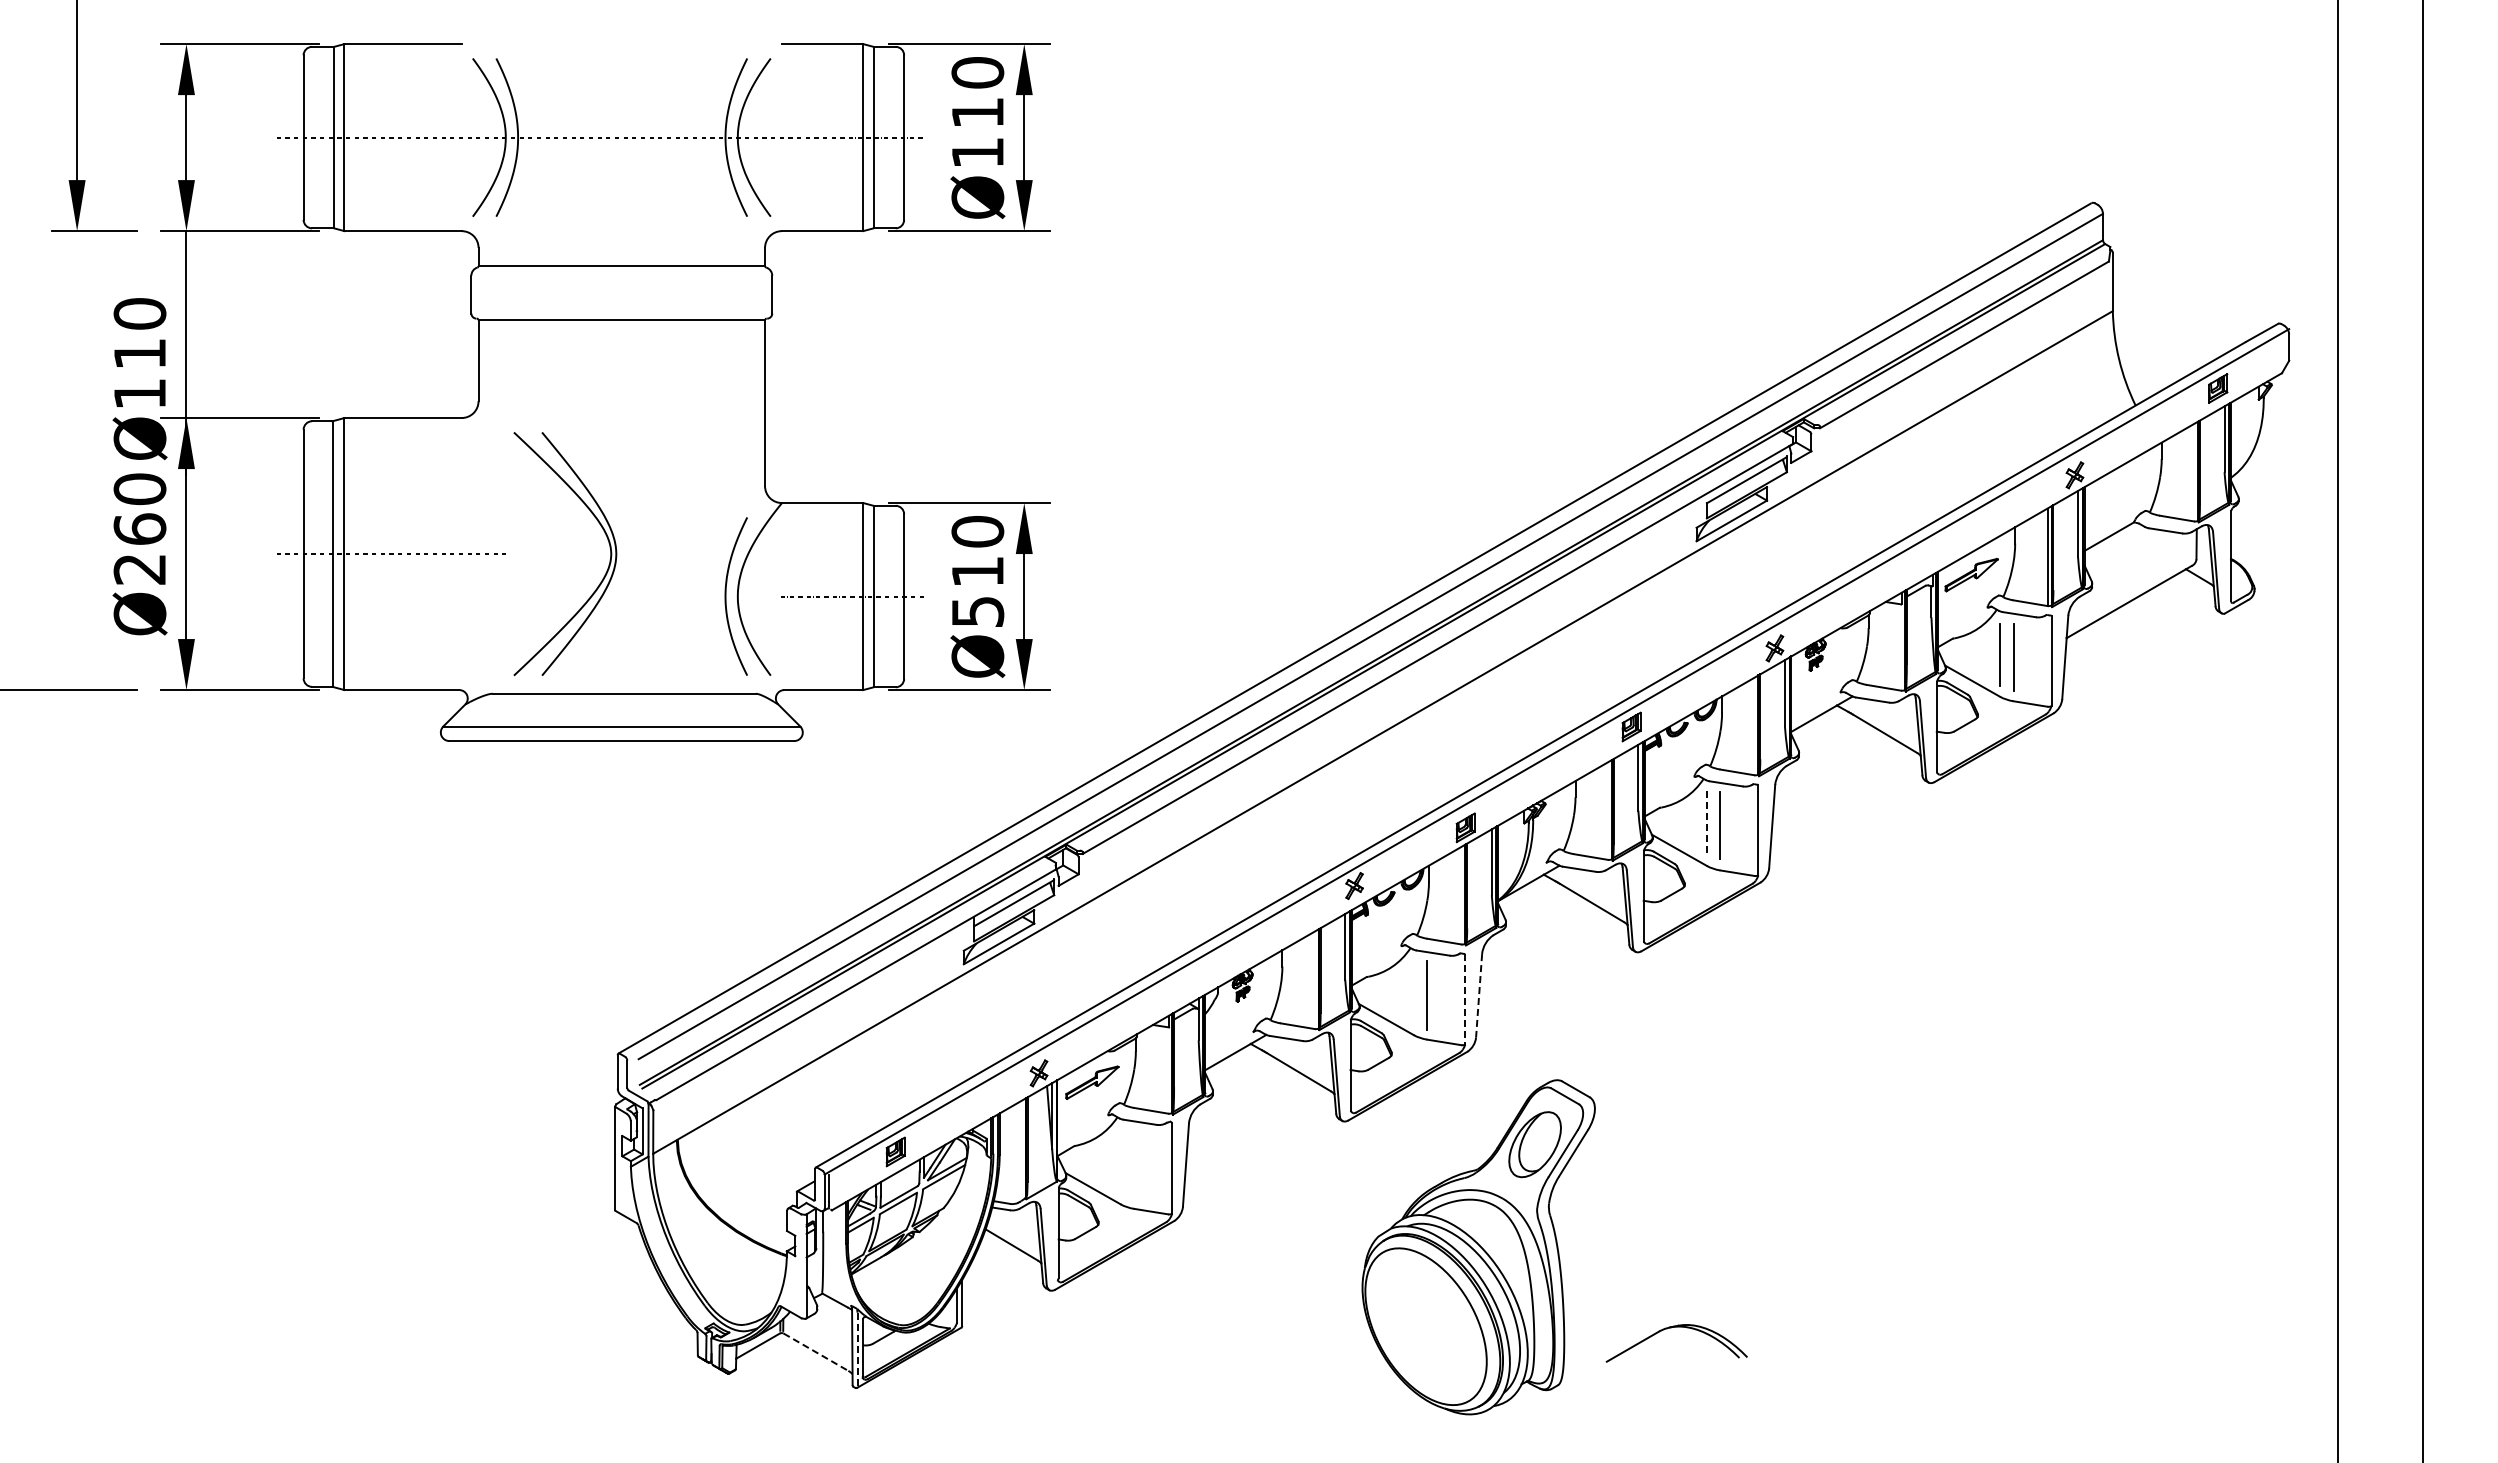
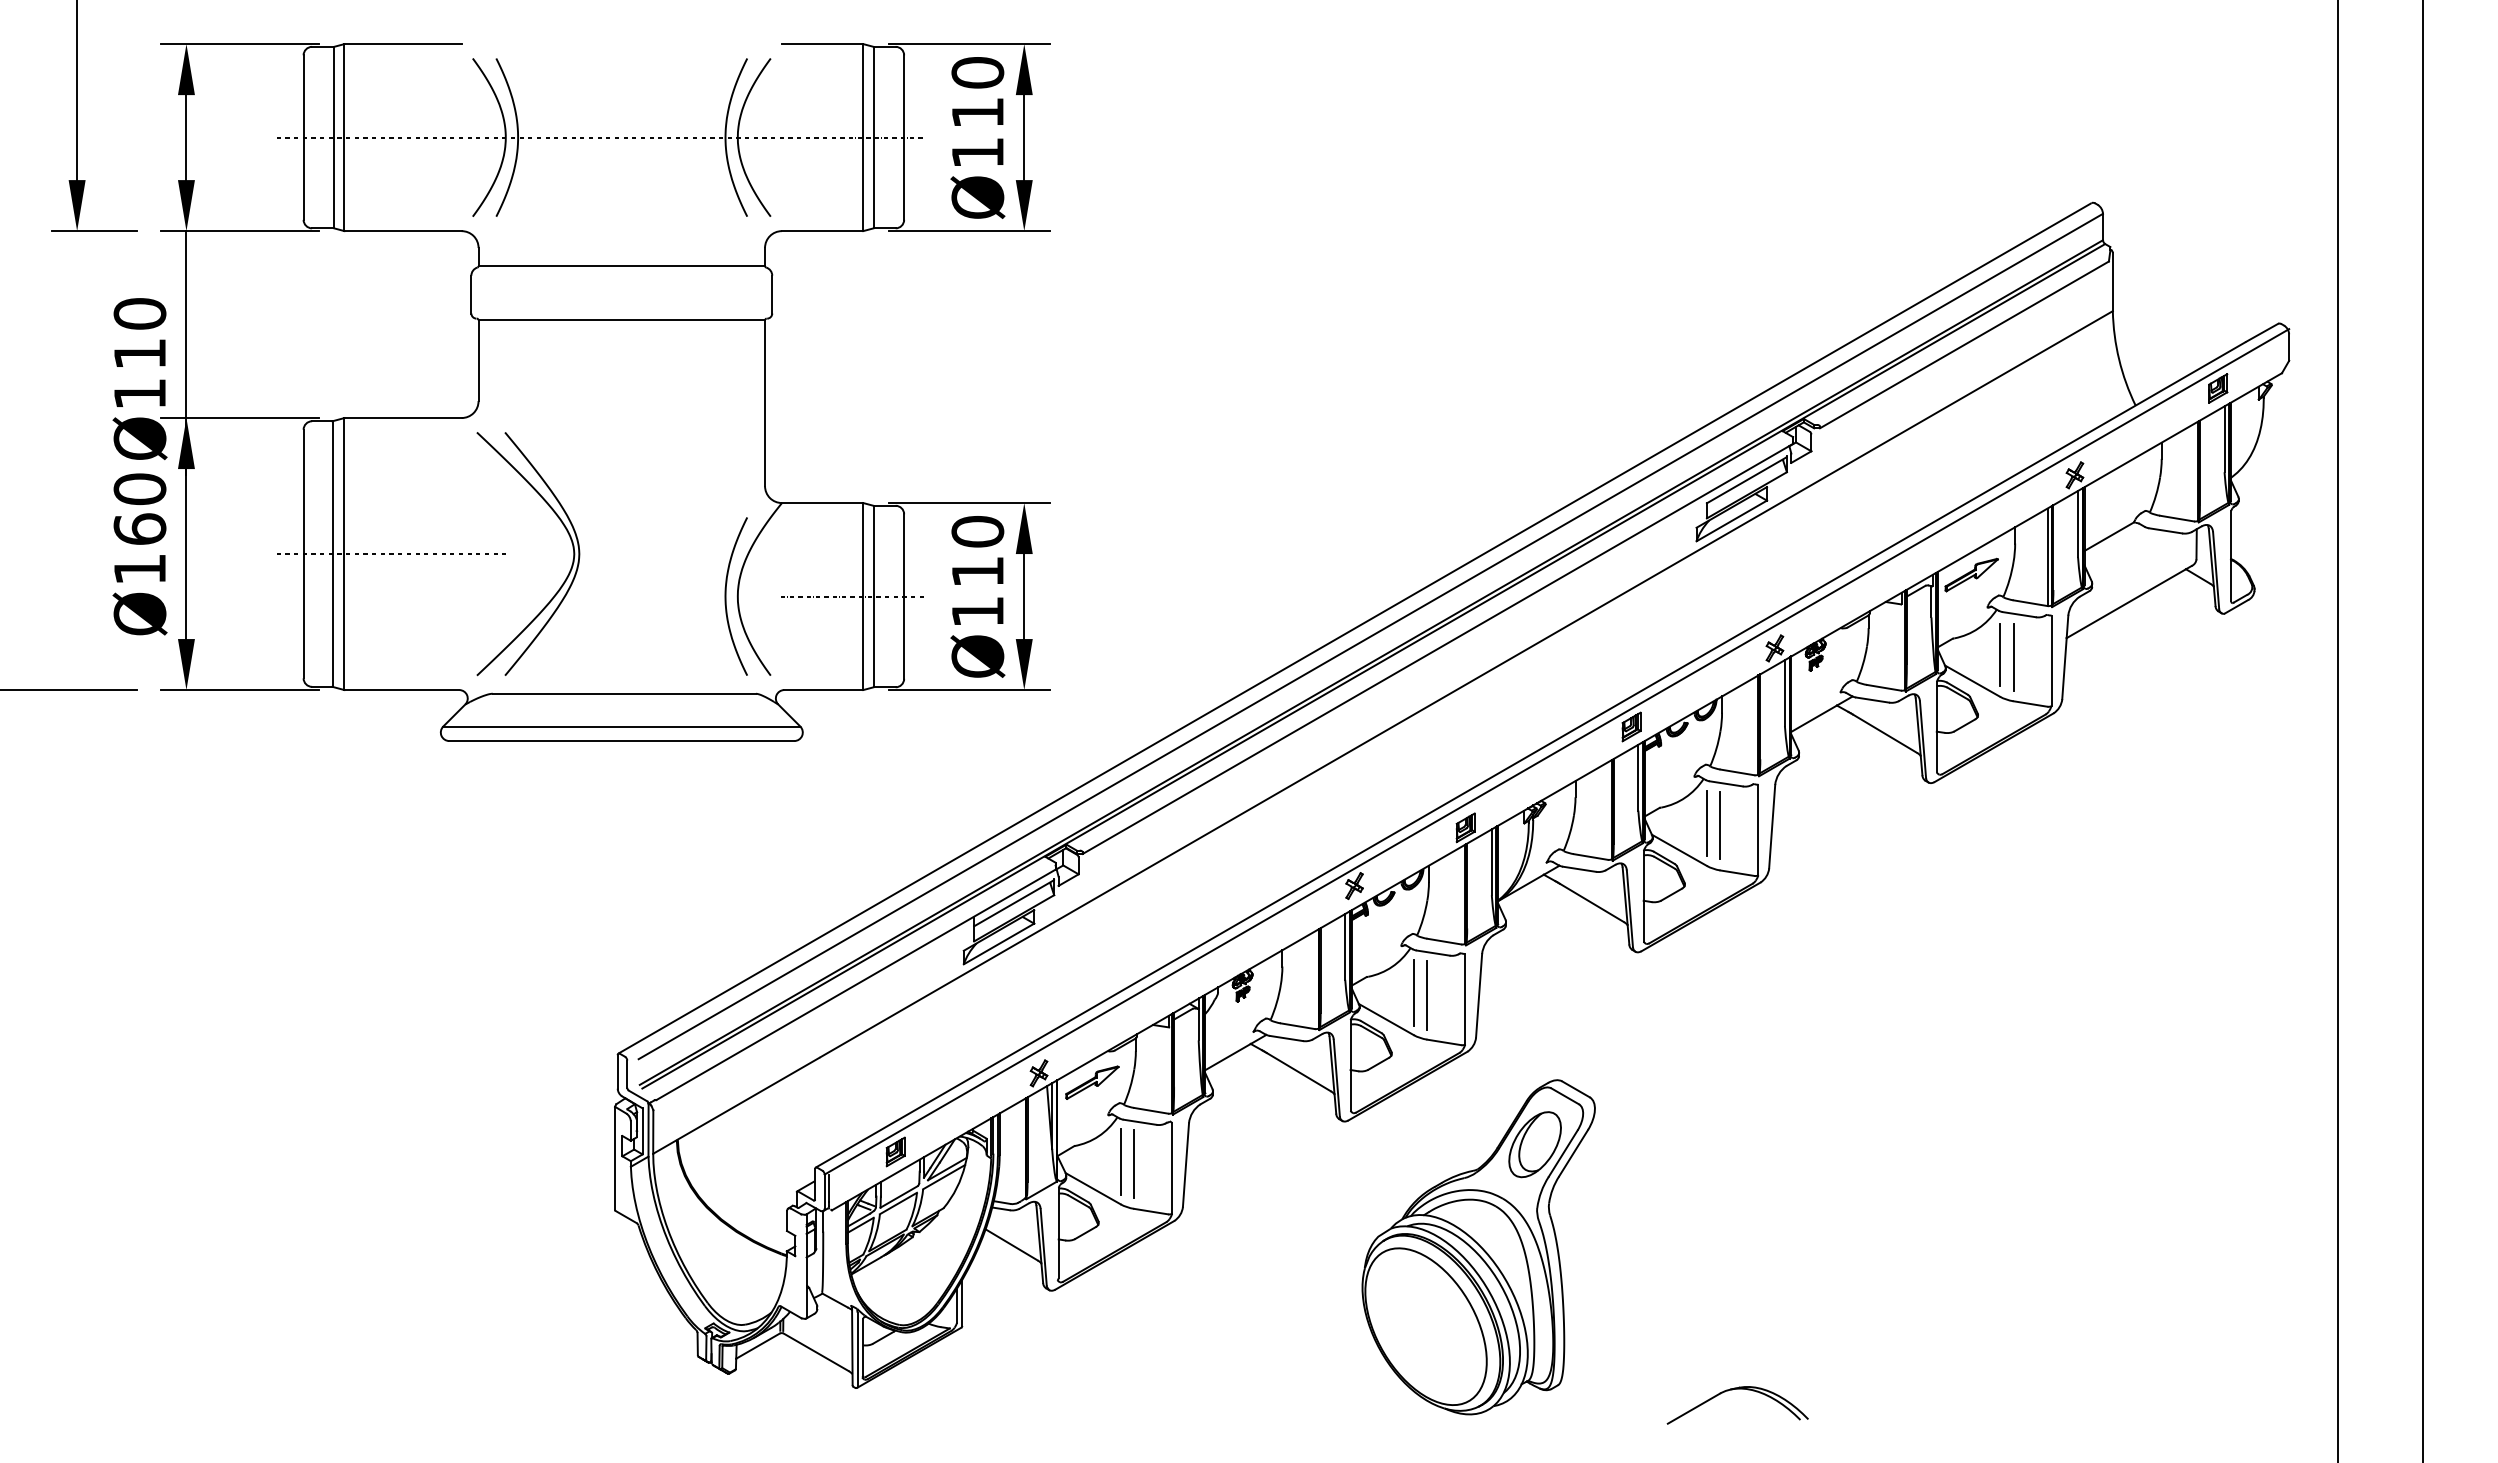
text: Ø260 -> Ø160 (139, 569)
part position: (605, 572) -> (568, 572) (568, 572)
text: Ø510 -> Ø110 (978, 611)
line: dashed -> solid (1706, 823)
line: none -> present (1413, 992)
line: dashed -> solid (1479, 995)
line: dashed -> solid (1465, 999)
line: none -> present (1120, 1161)
line: none -> present (1134, 1163)
part position: (1671, 1328) -> (1732, 1390) (1732, 1390)
line: dashed -> solid (857, 1350)
line: dashed -> solid (816, 1352)
